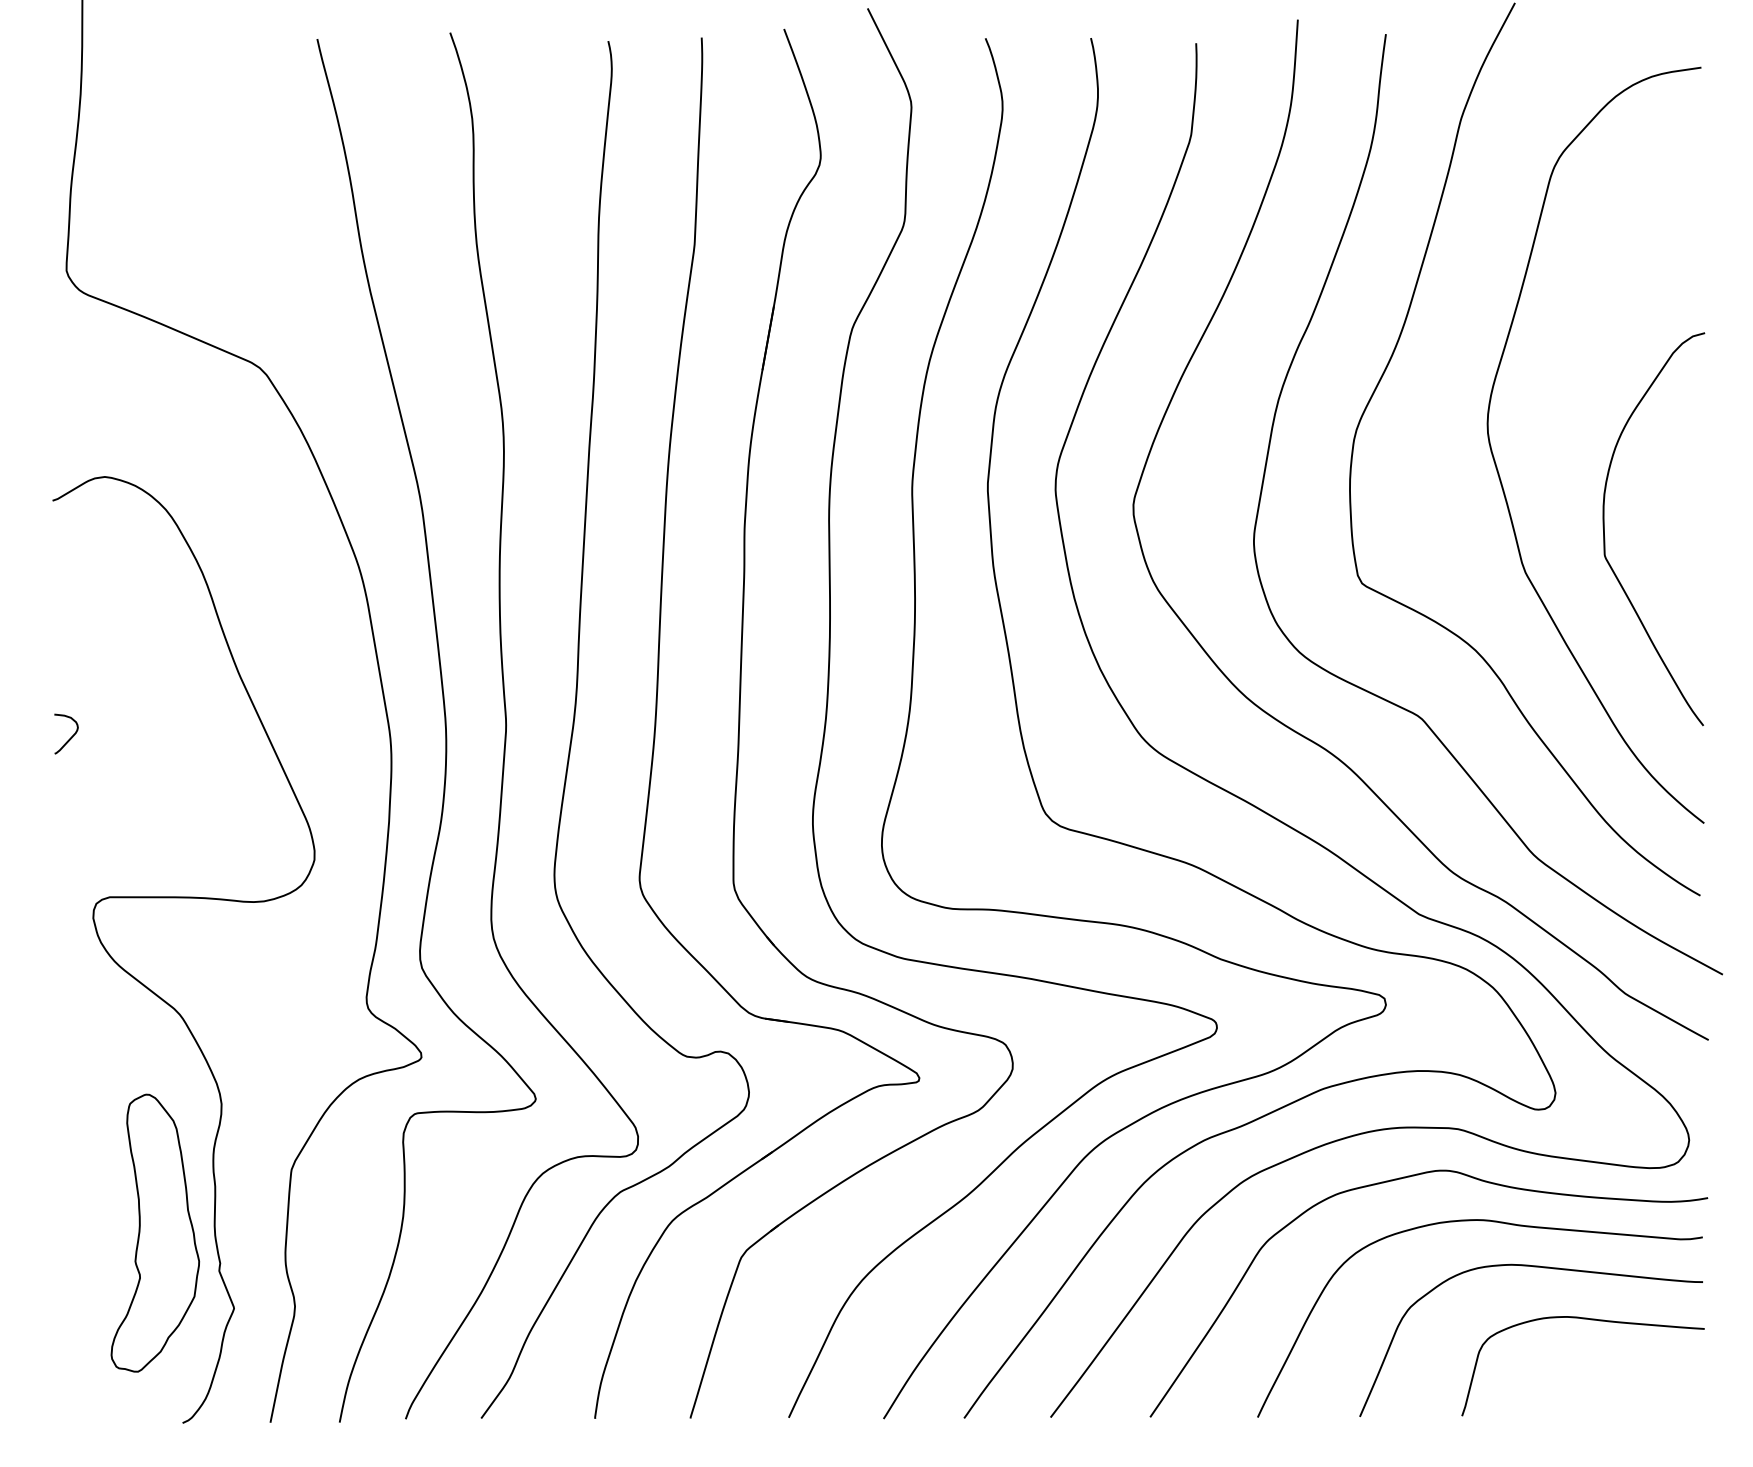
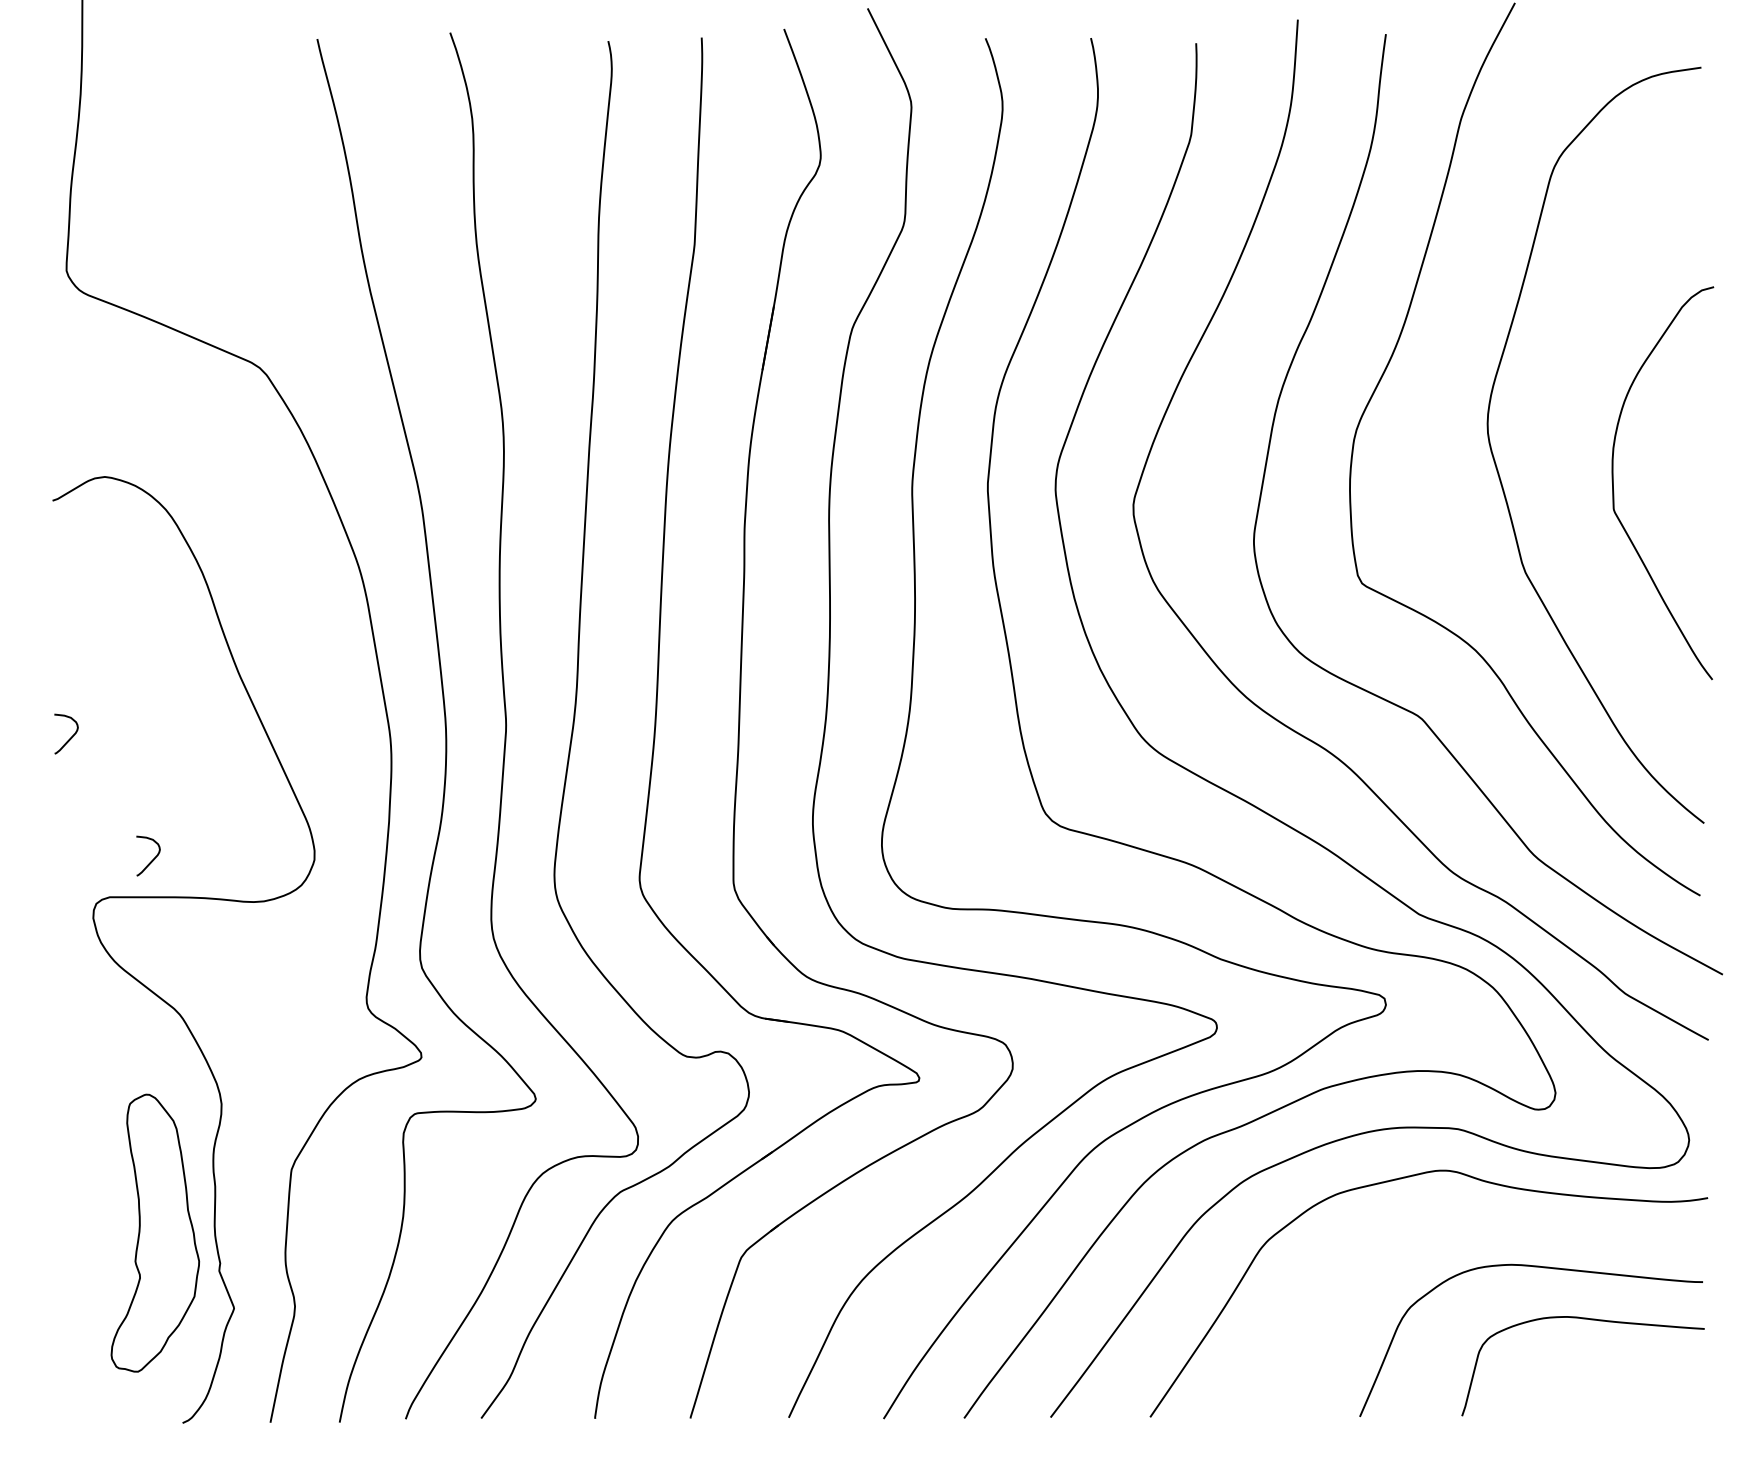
curve position: (1605, 538) -> (1614, 492) (1614, 492)
curve: none -> present (152, 859)
curve: present -> none (1493, 1222)
